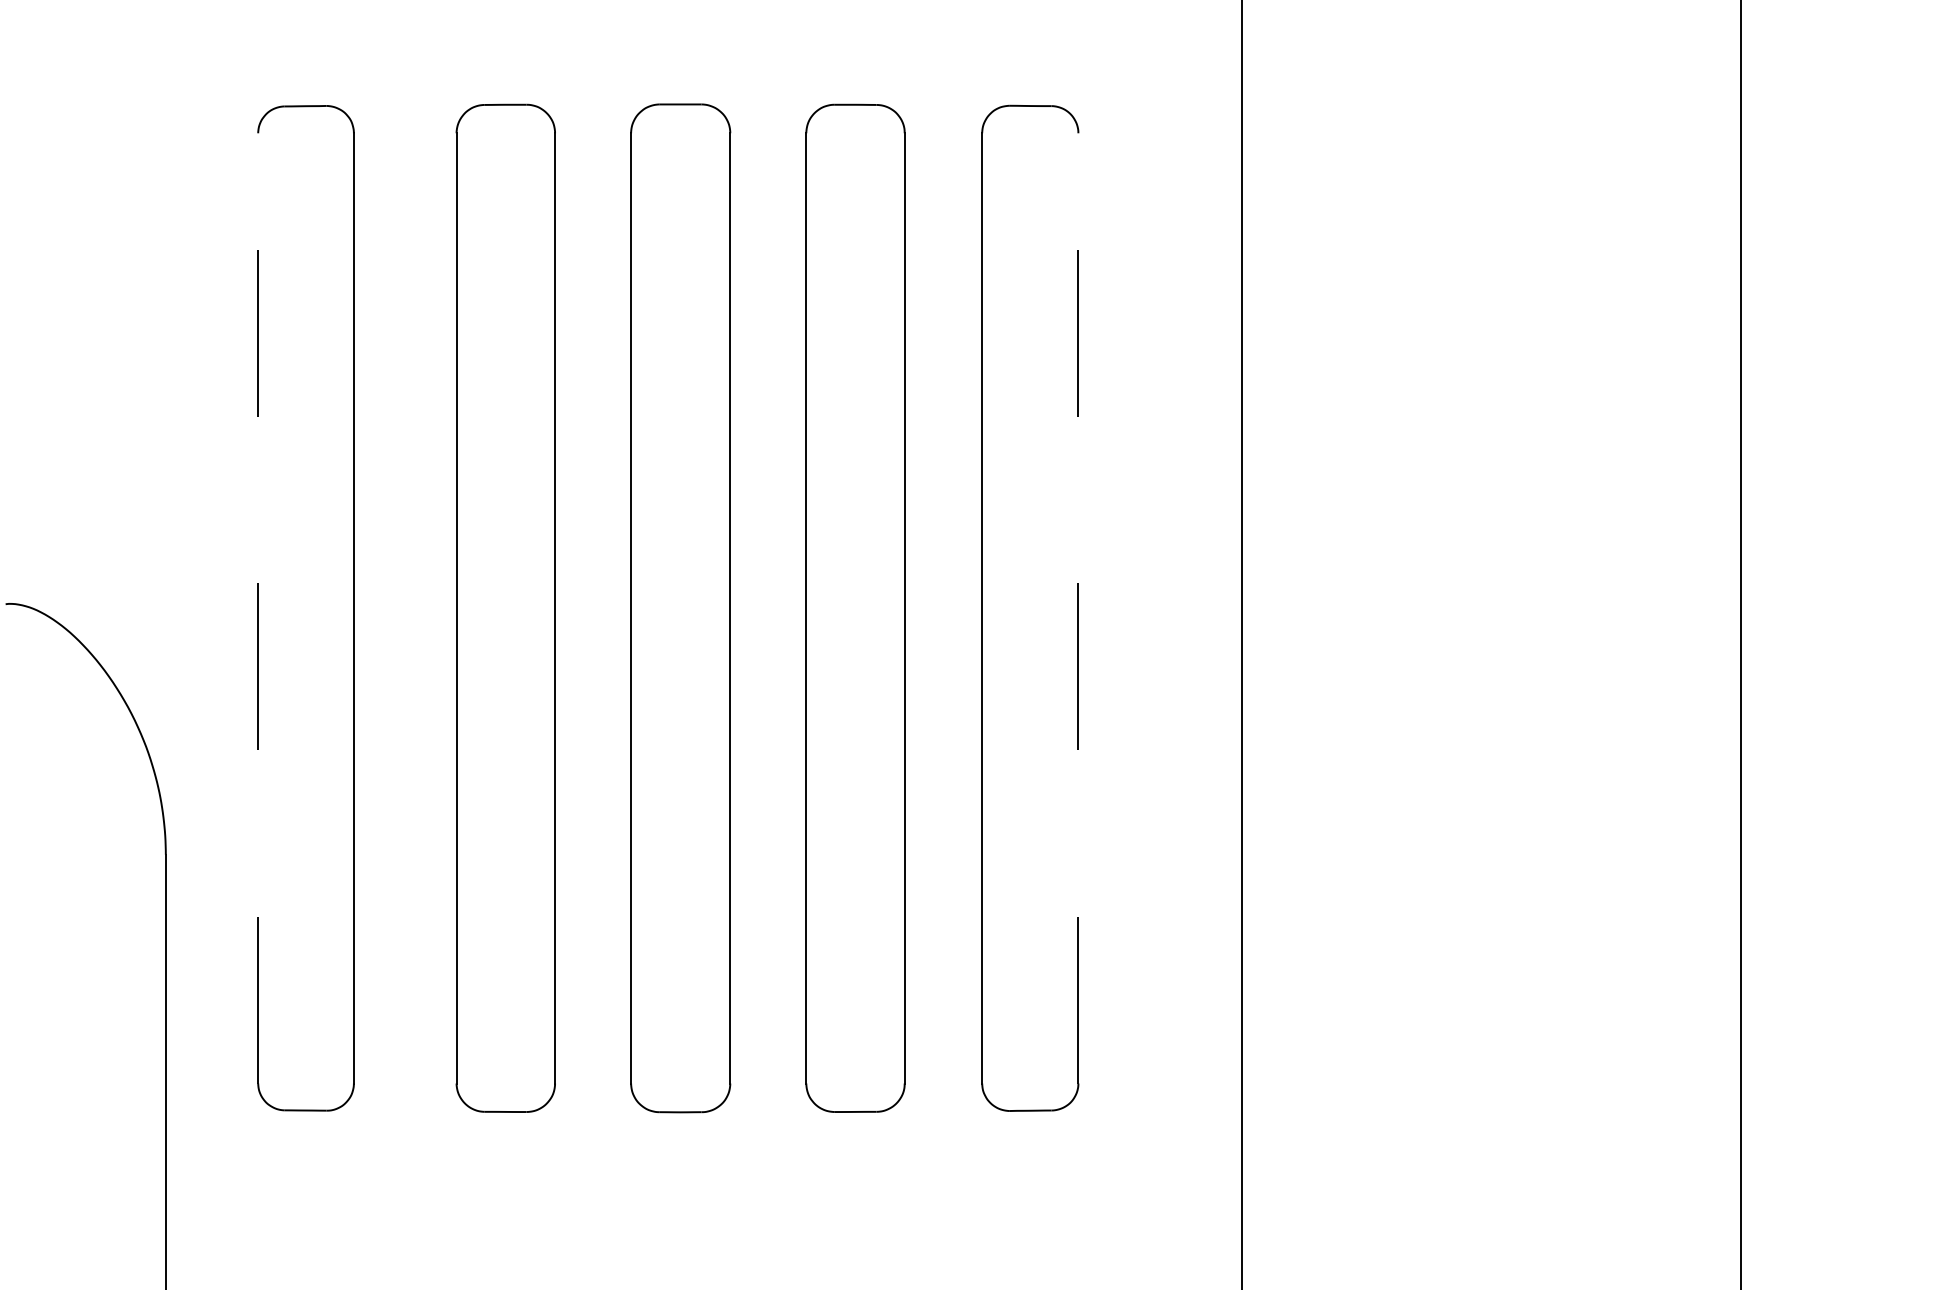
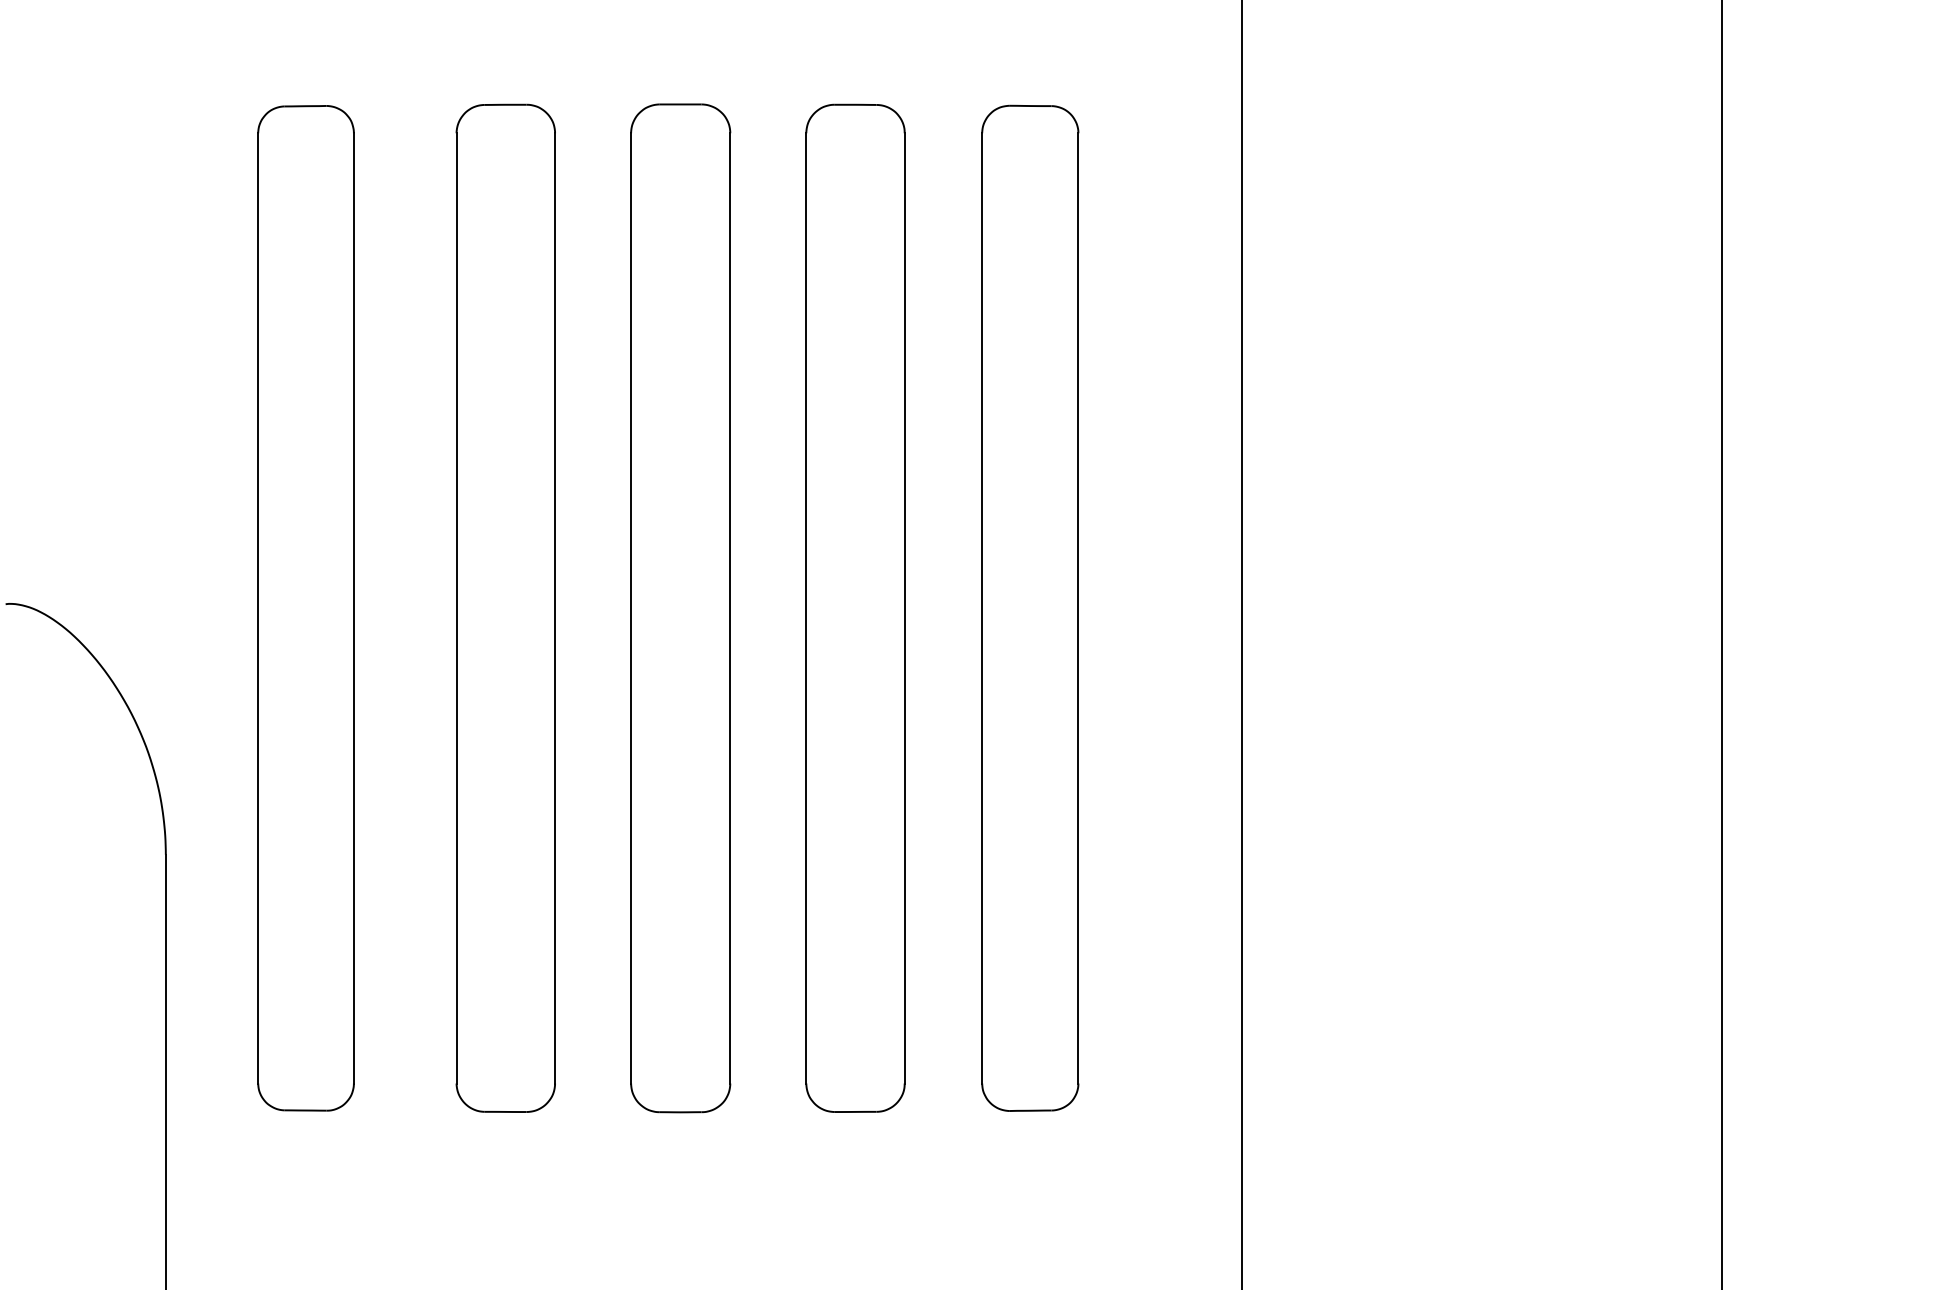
line: dashed -> solid (258, 607)
line: dashed -> solid (1078, 607)
line position: (1741, 644) -> (1722, 644) (1722, 644)
